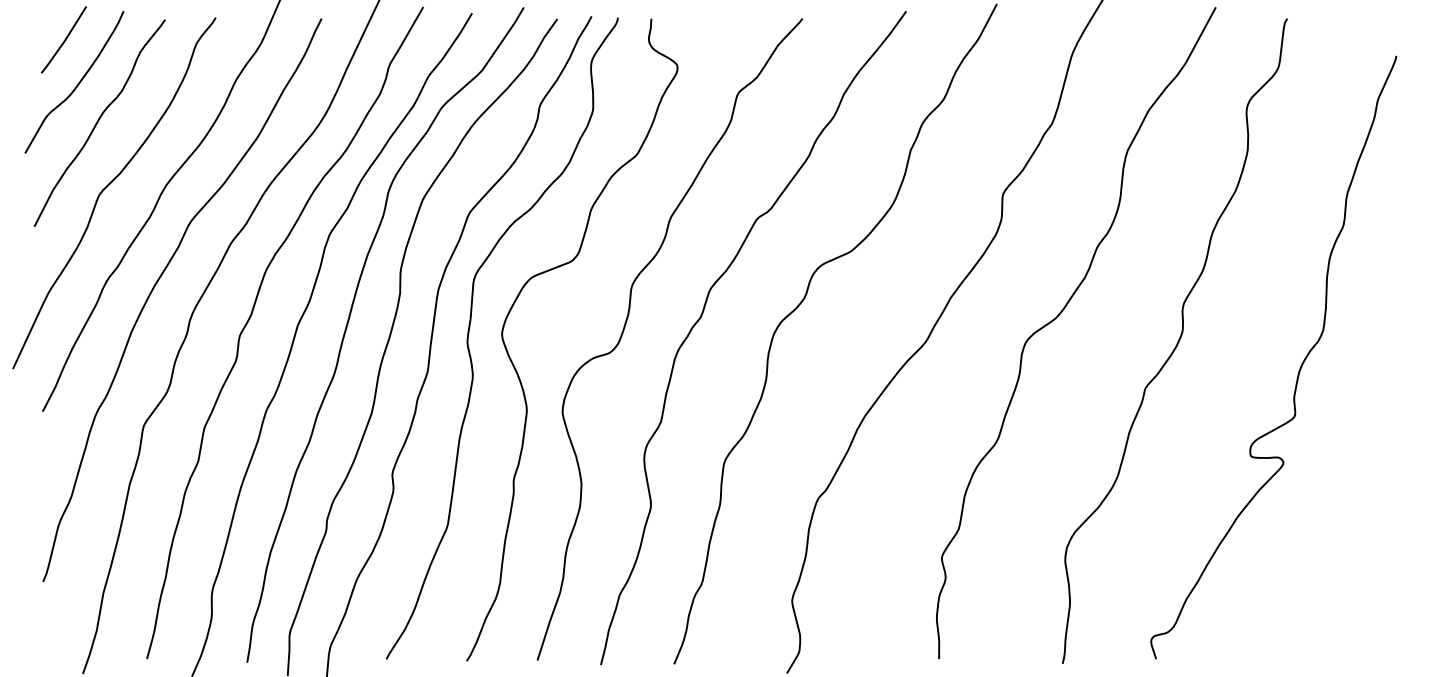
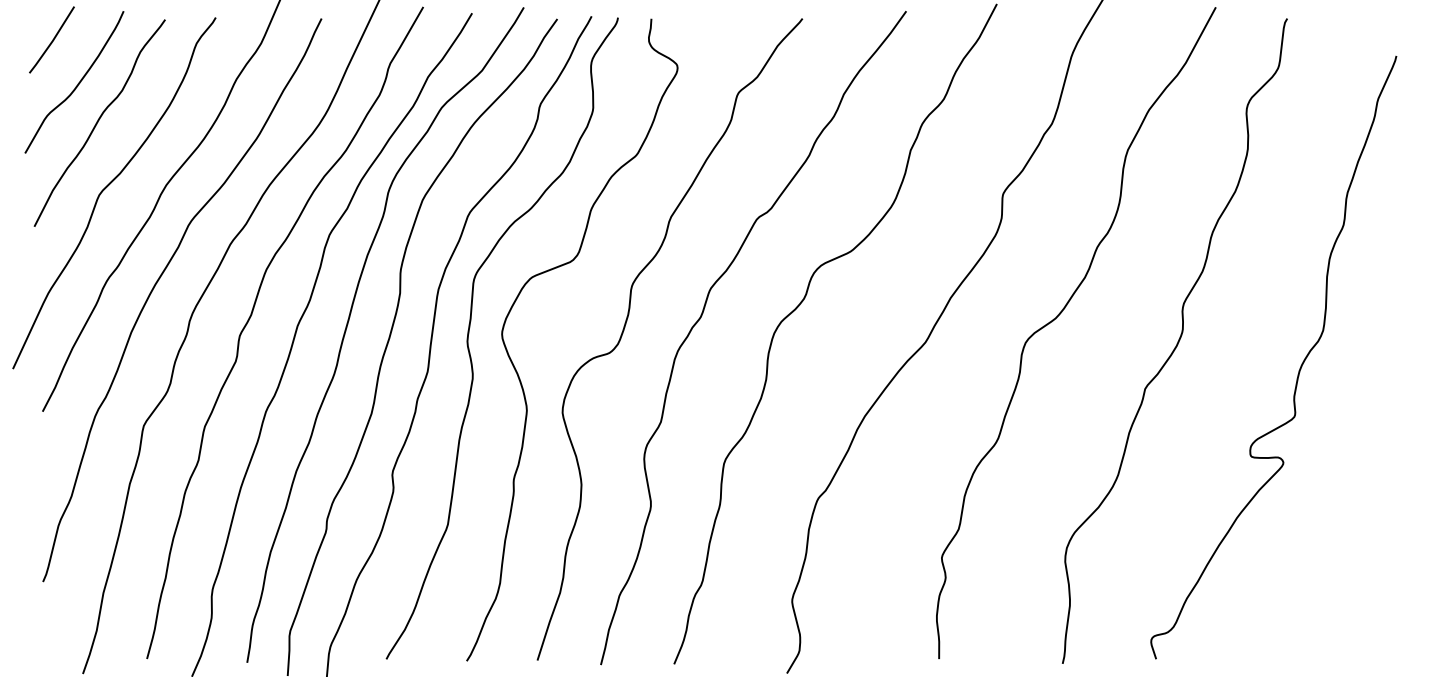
line position: (64, 39) -> (52, 39) (52, 39)
